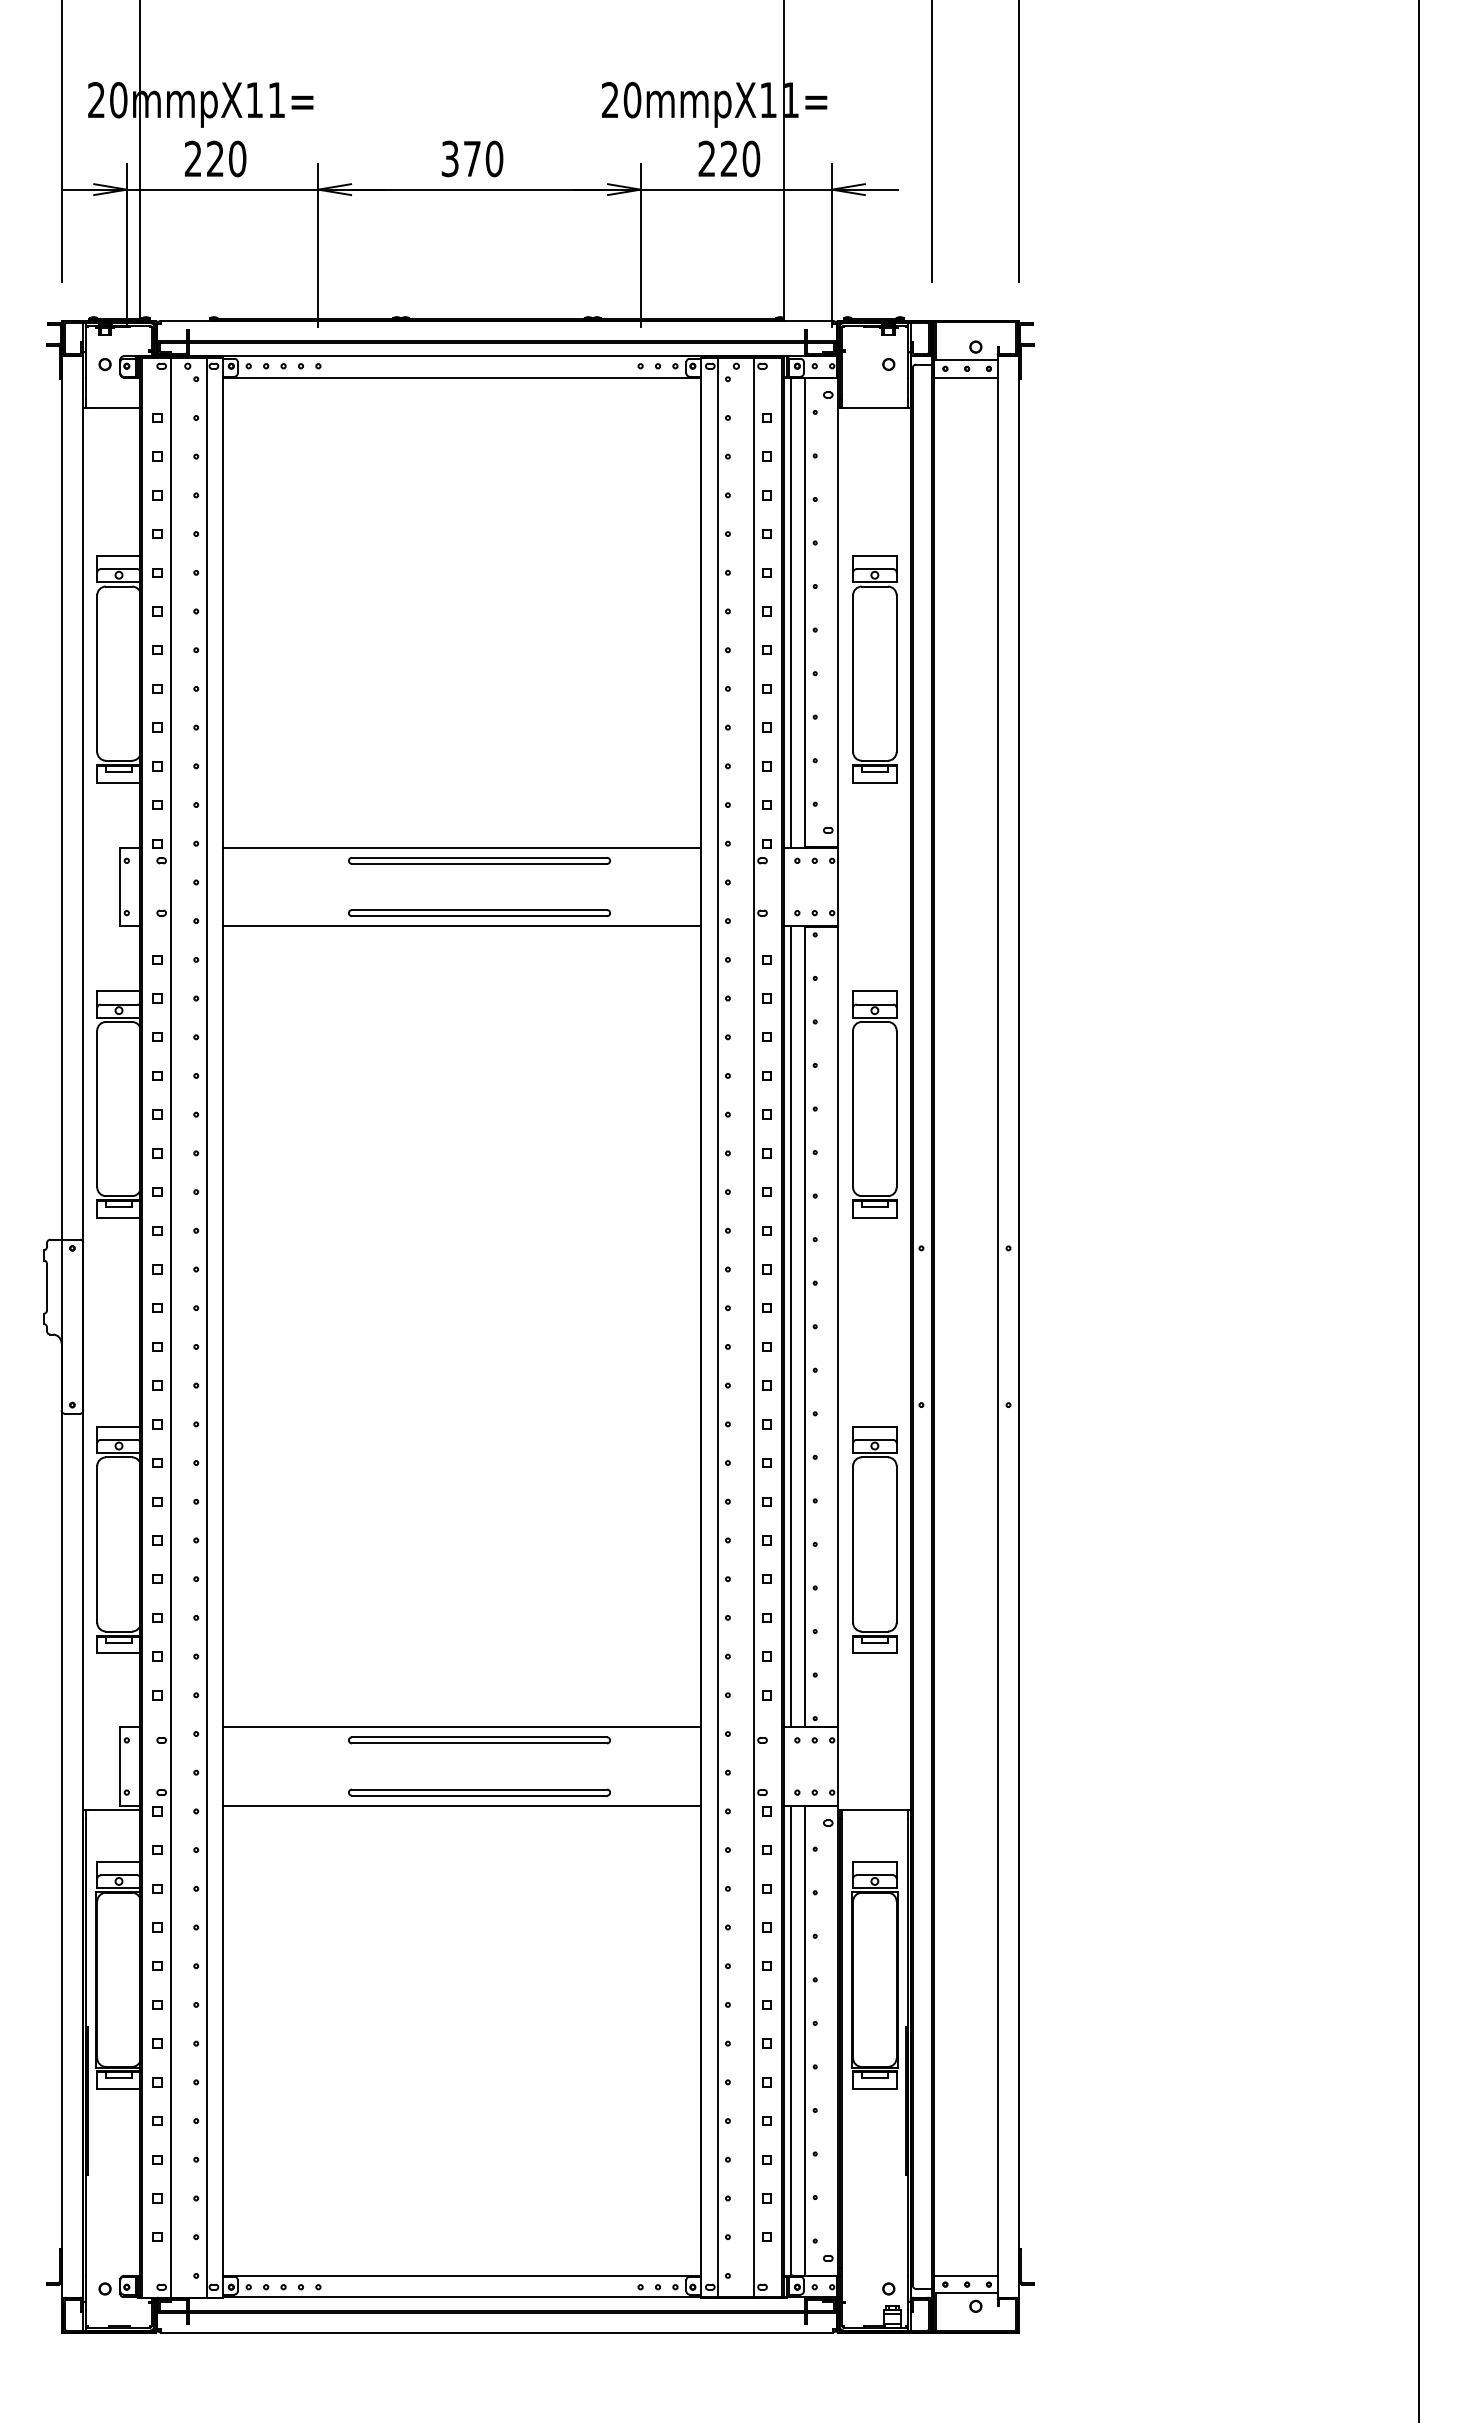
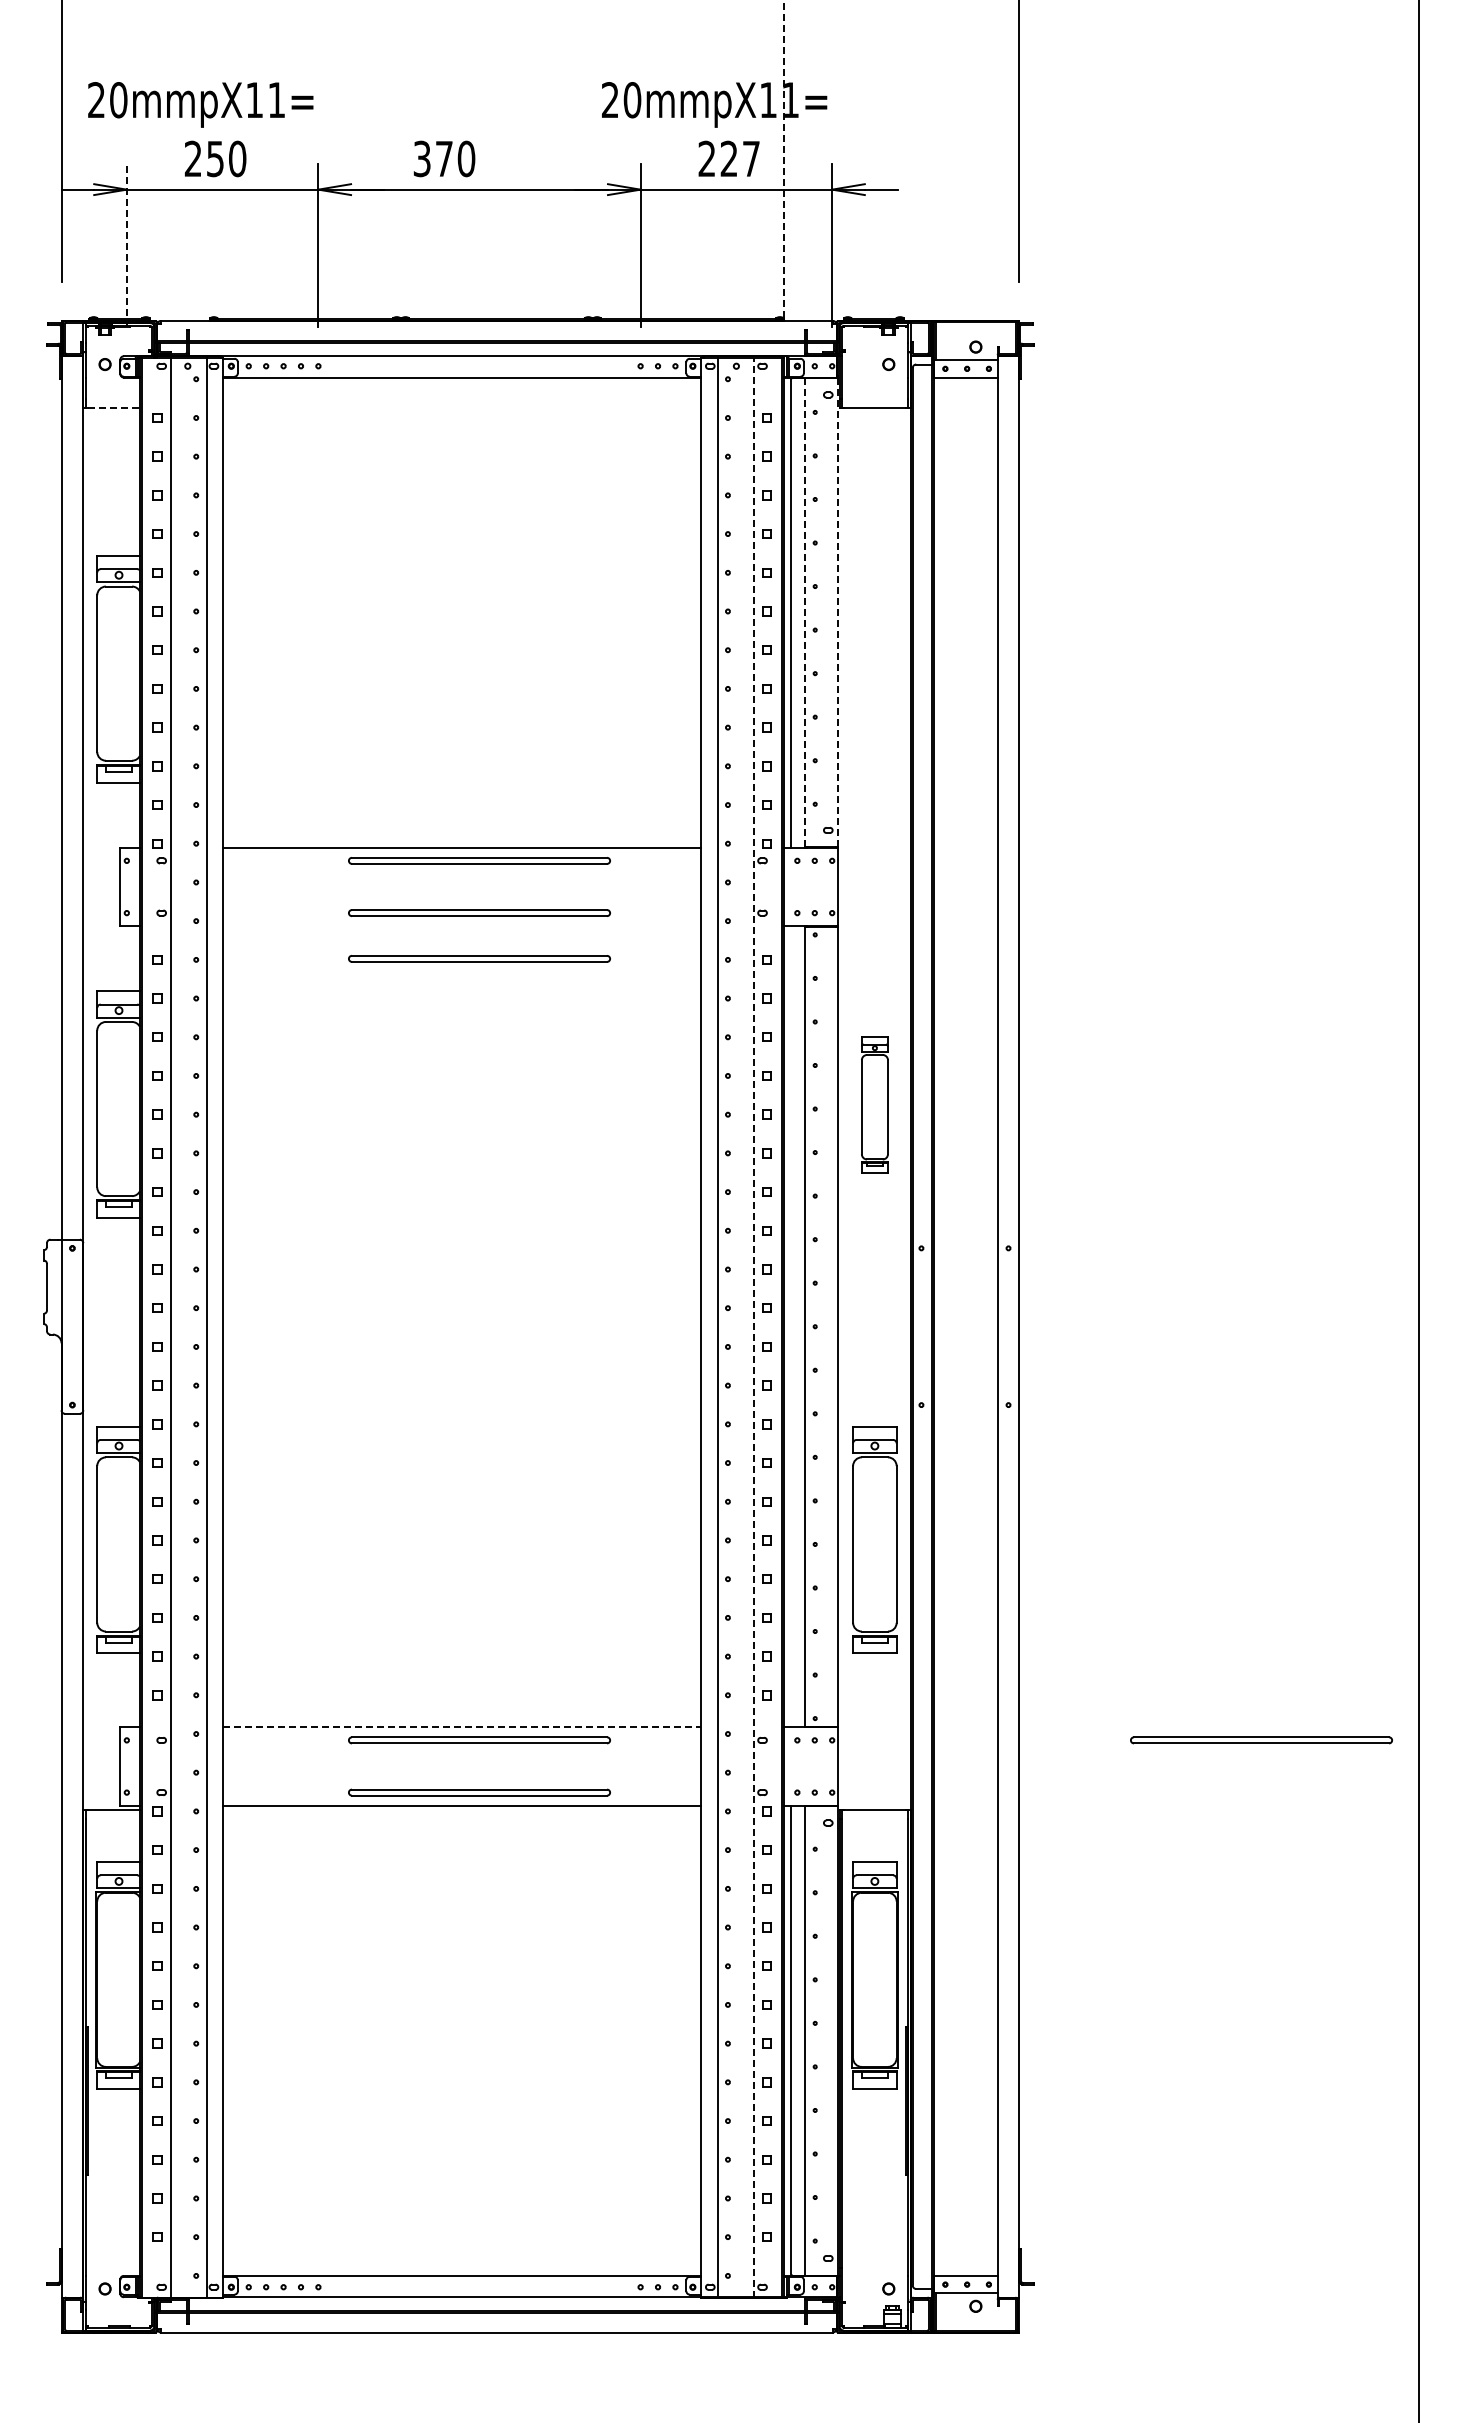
line: present -> none (932, 141)
text: 220 -> 250 (215, 158)
text position: (472, 158) -> (444, 158) (444, 158)
text: 220 -> 227 (751, 158)
line: solid -> dashed (784, 159)
line: present -> none (139, 160)
line: solid -> dashed (126, 245)
line: solid -> dashed (114, 408)
line: solid -> dashed (805, 612)
line: solid -> dashed (838, 612)
part: present -> none (874, 669)
line: present -> none (462, 926)
part: none -> present (479, 958)
part size: 46x229 px -> 28x138 px (874, 1104)
line: present -> none (791, 1326)
line: solid -> dashed (753, 1327)
line: solid -> dashed (462, 1727)
part: none -> present (1261, 1740)
